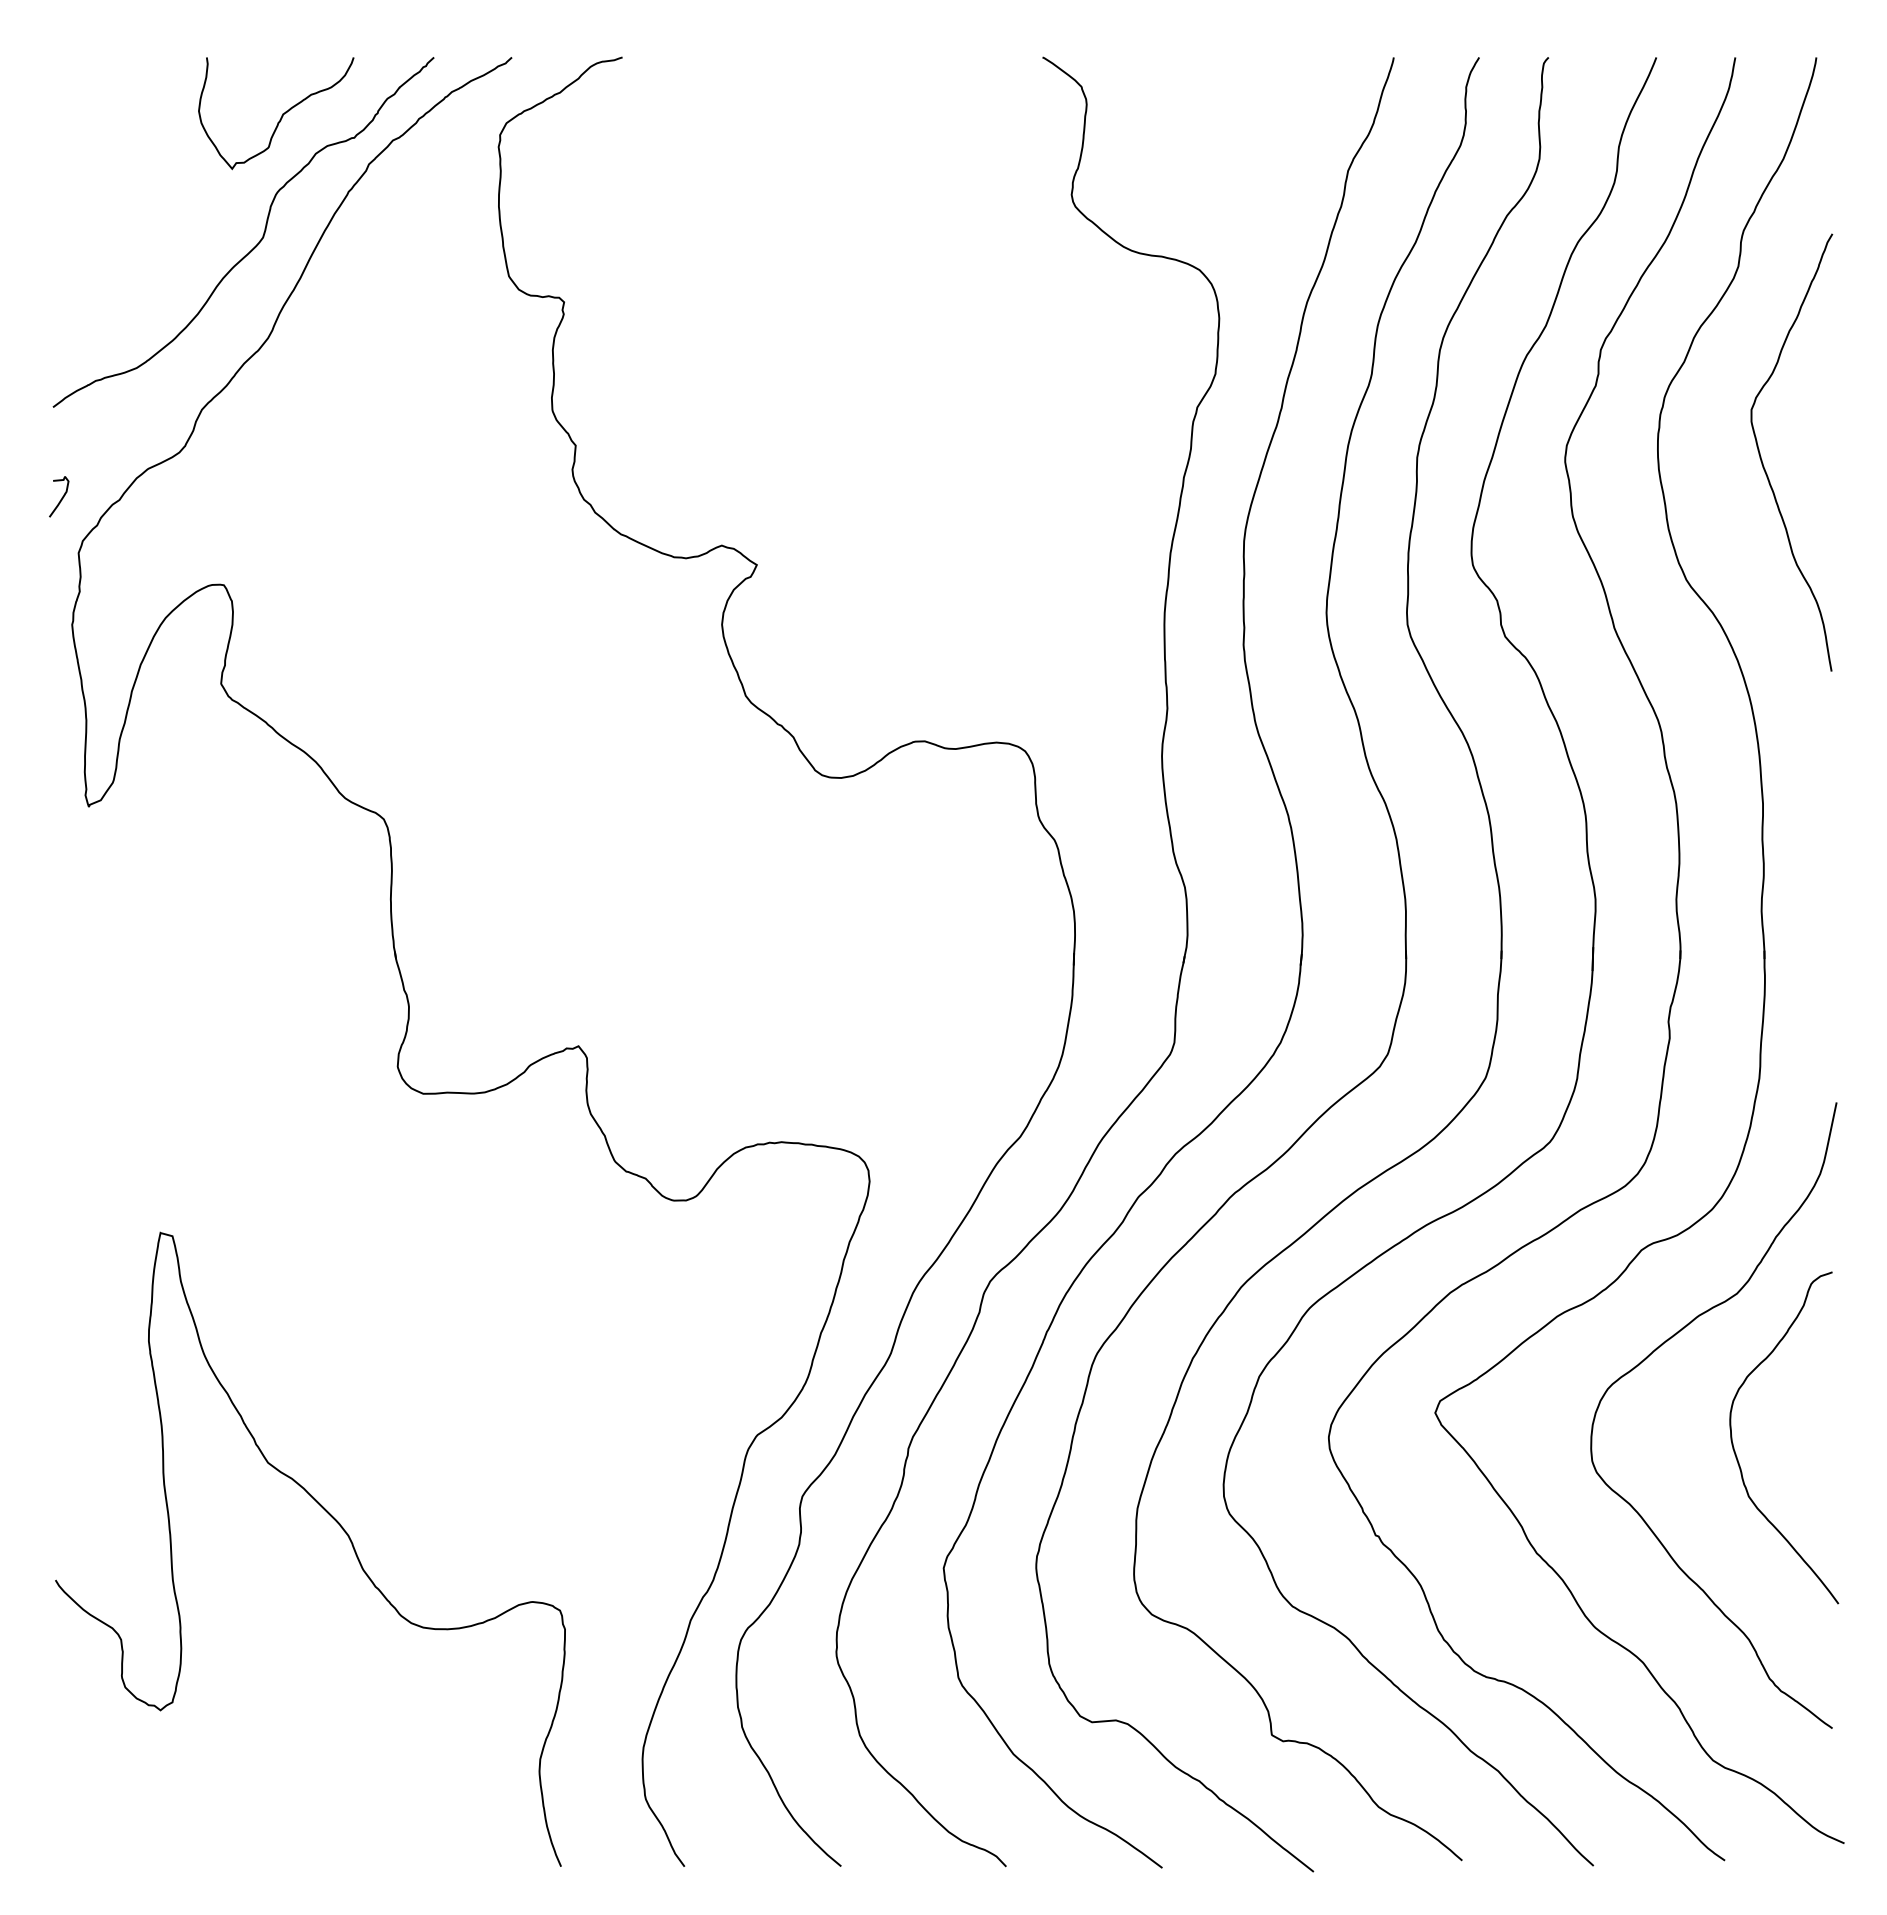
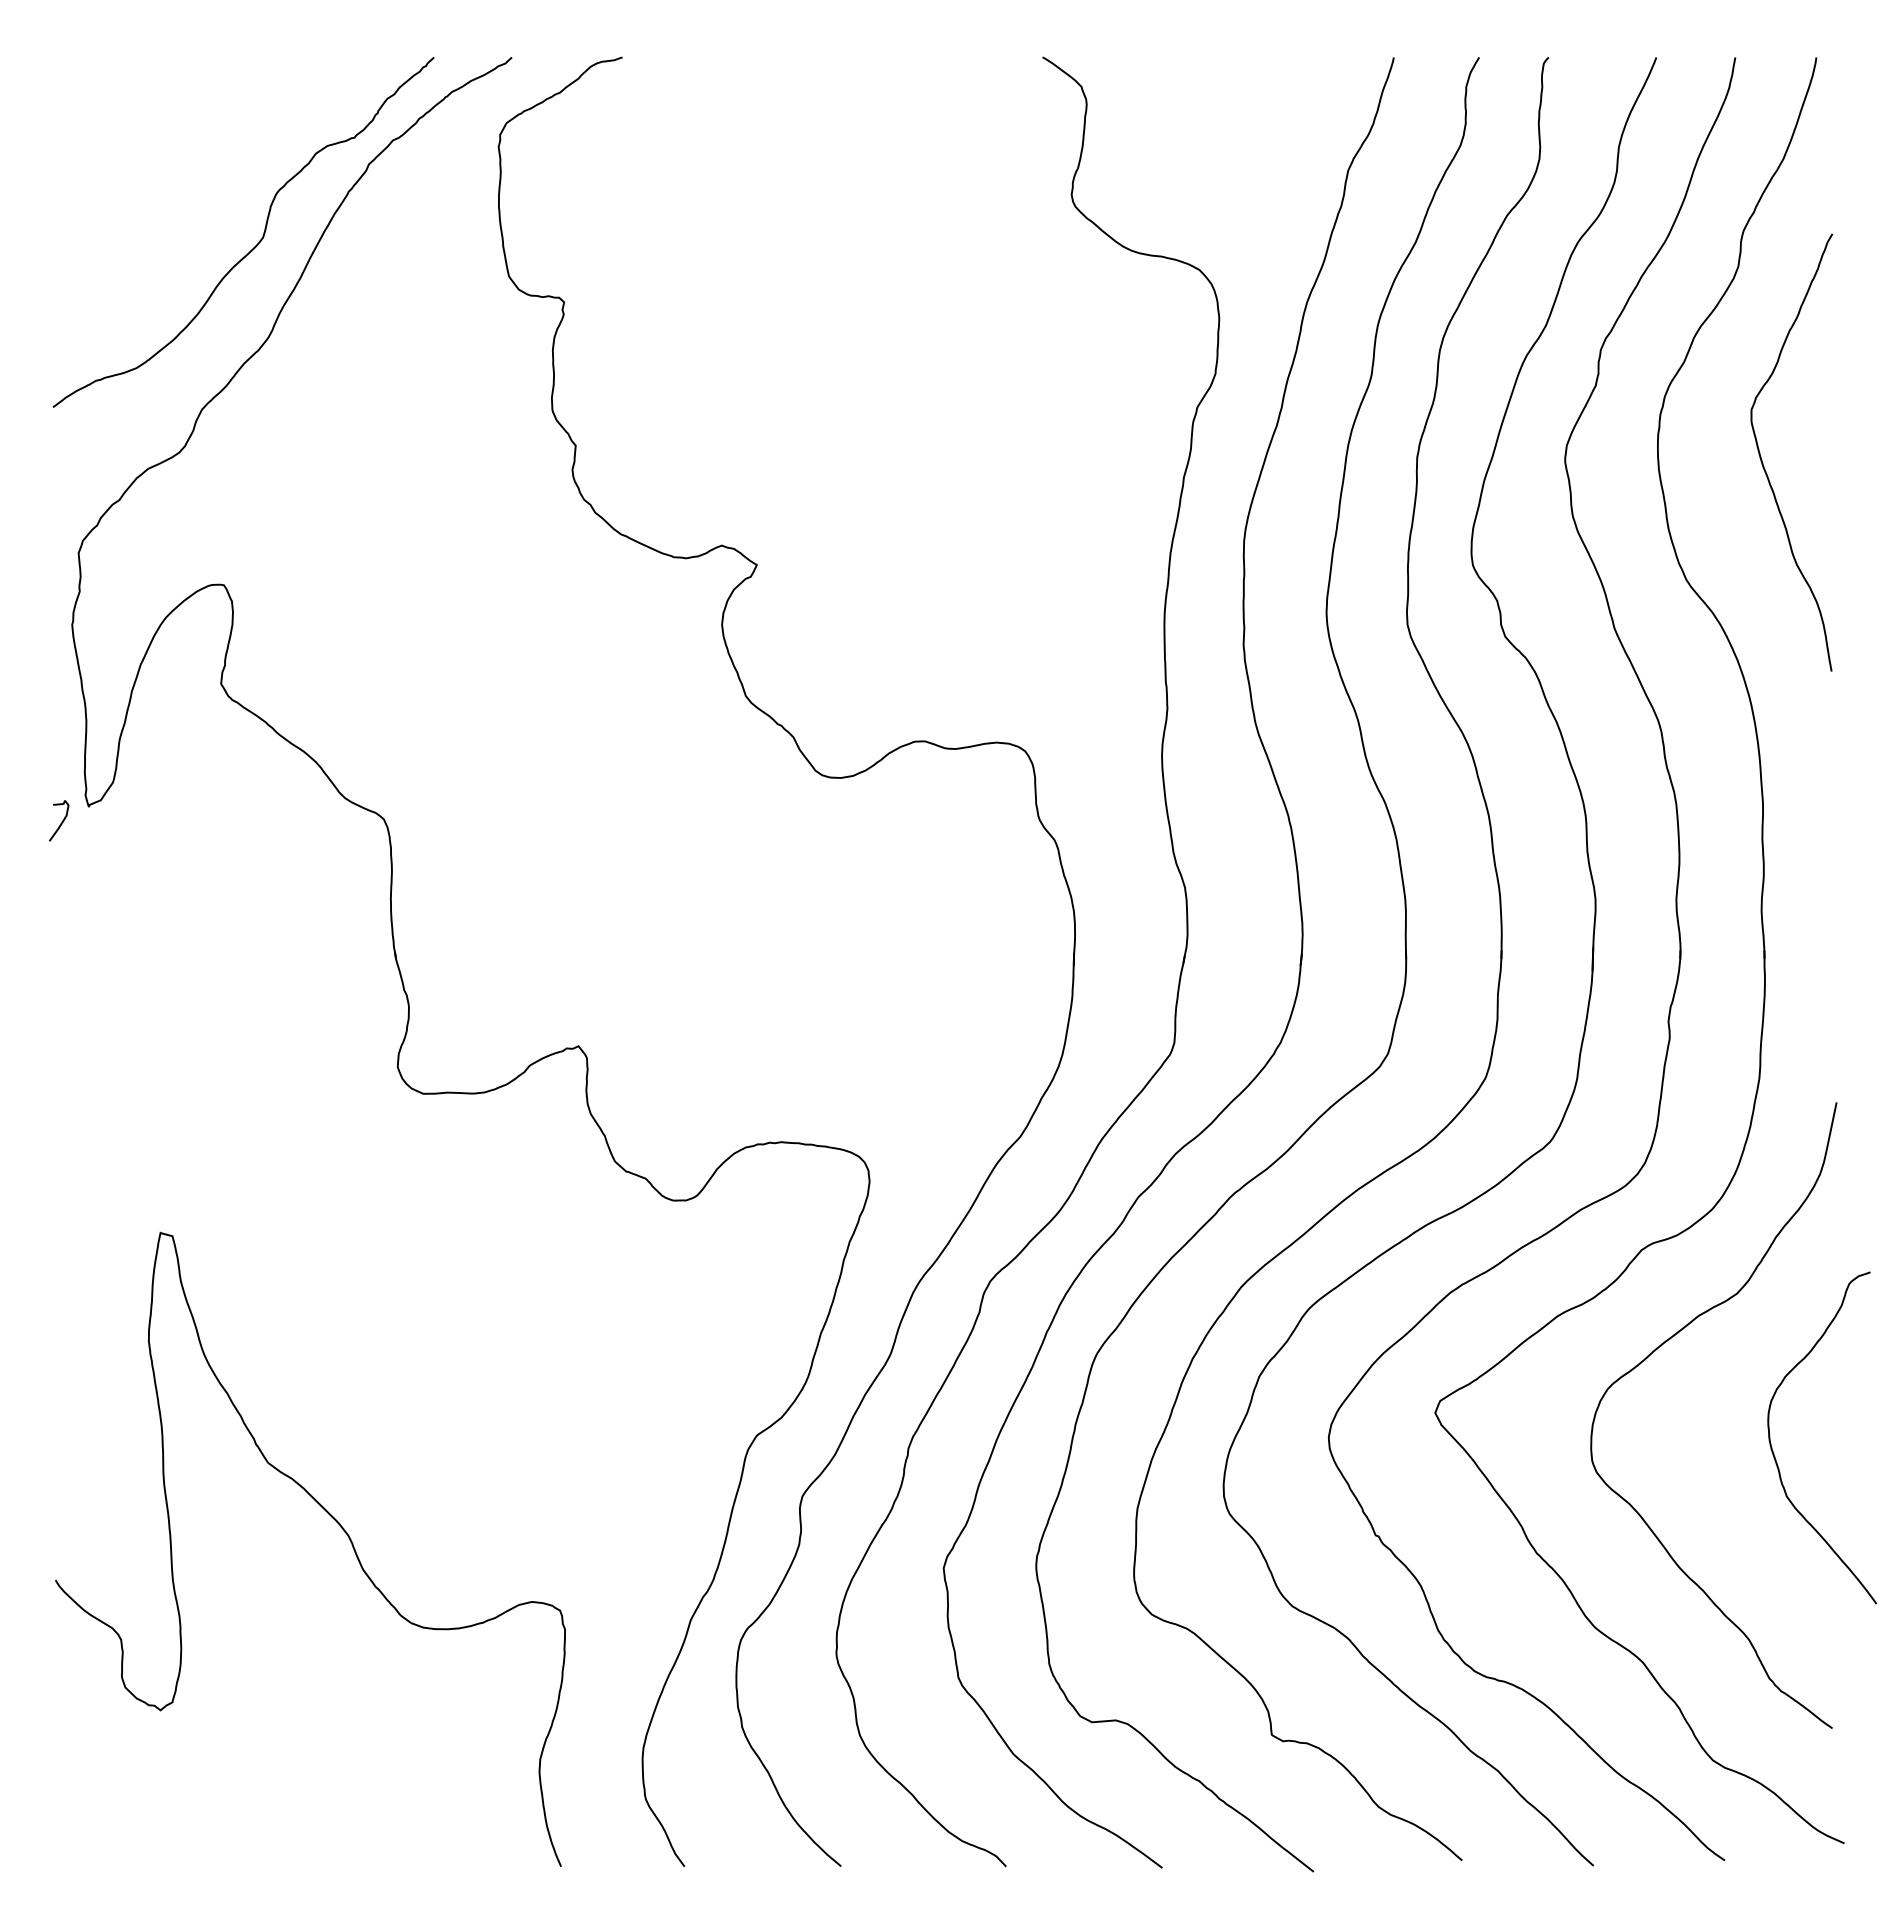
curve: present -> none (281, 115)
curve position: (61, 497) -> (61, 821) (61, 821)
curve position: (1736, 1453) -> (1774, 1453) (1774, 1453)
